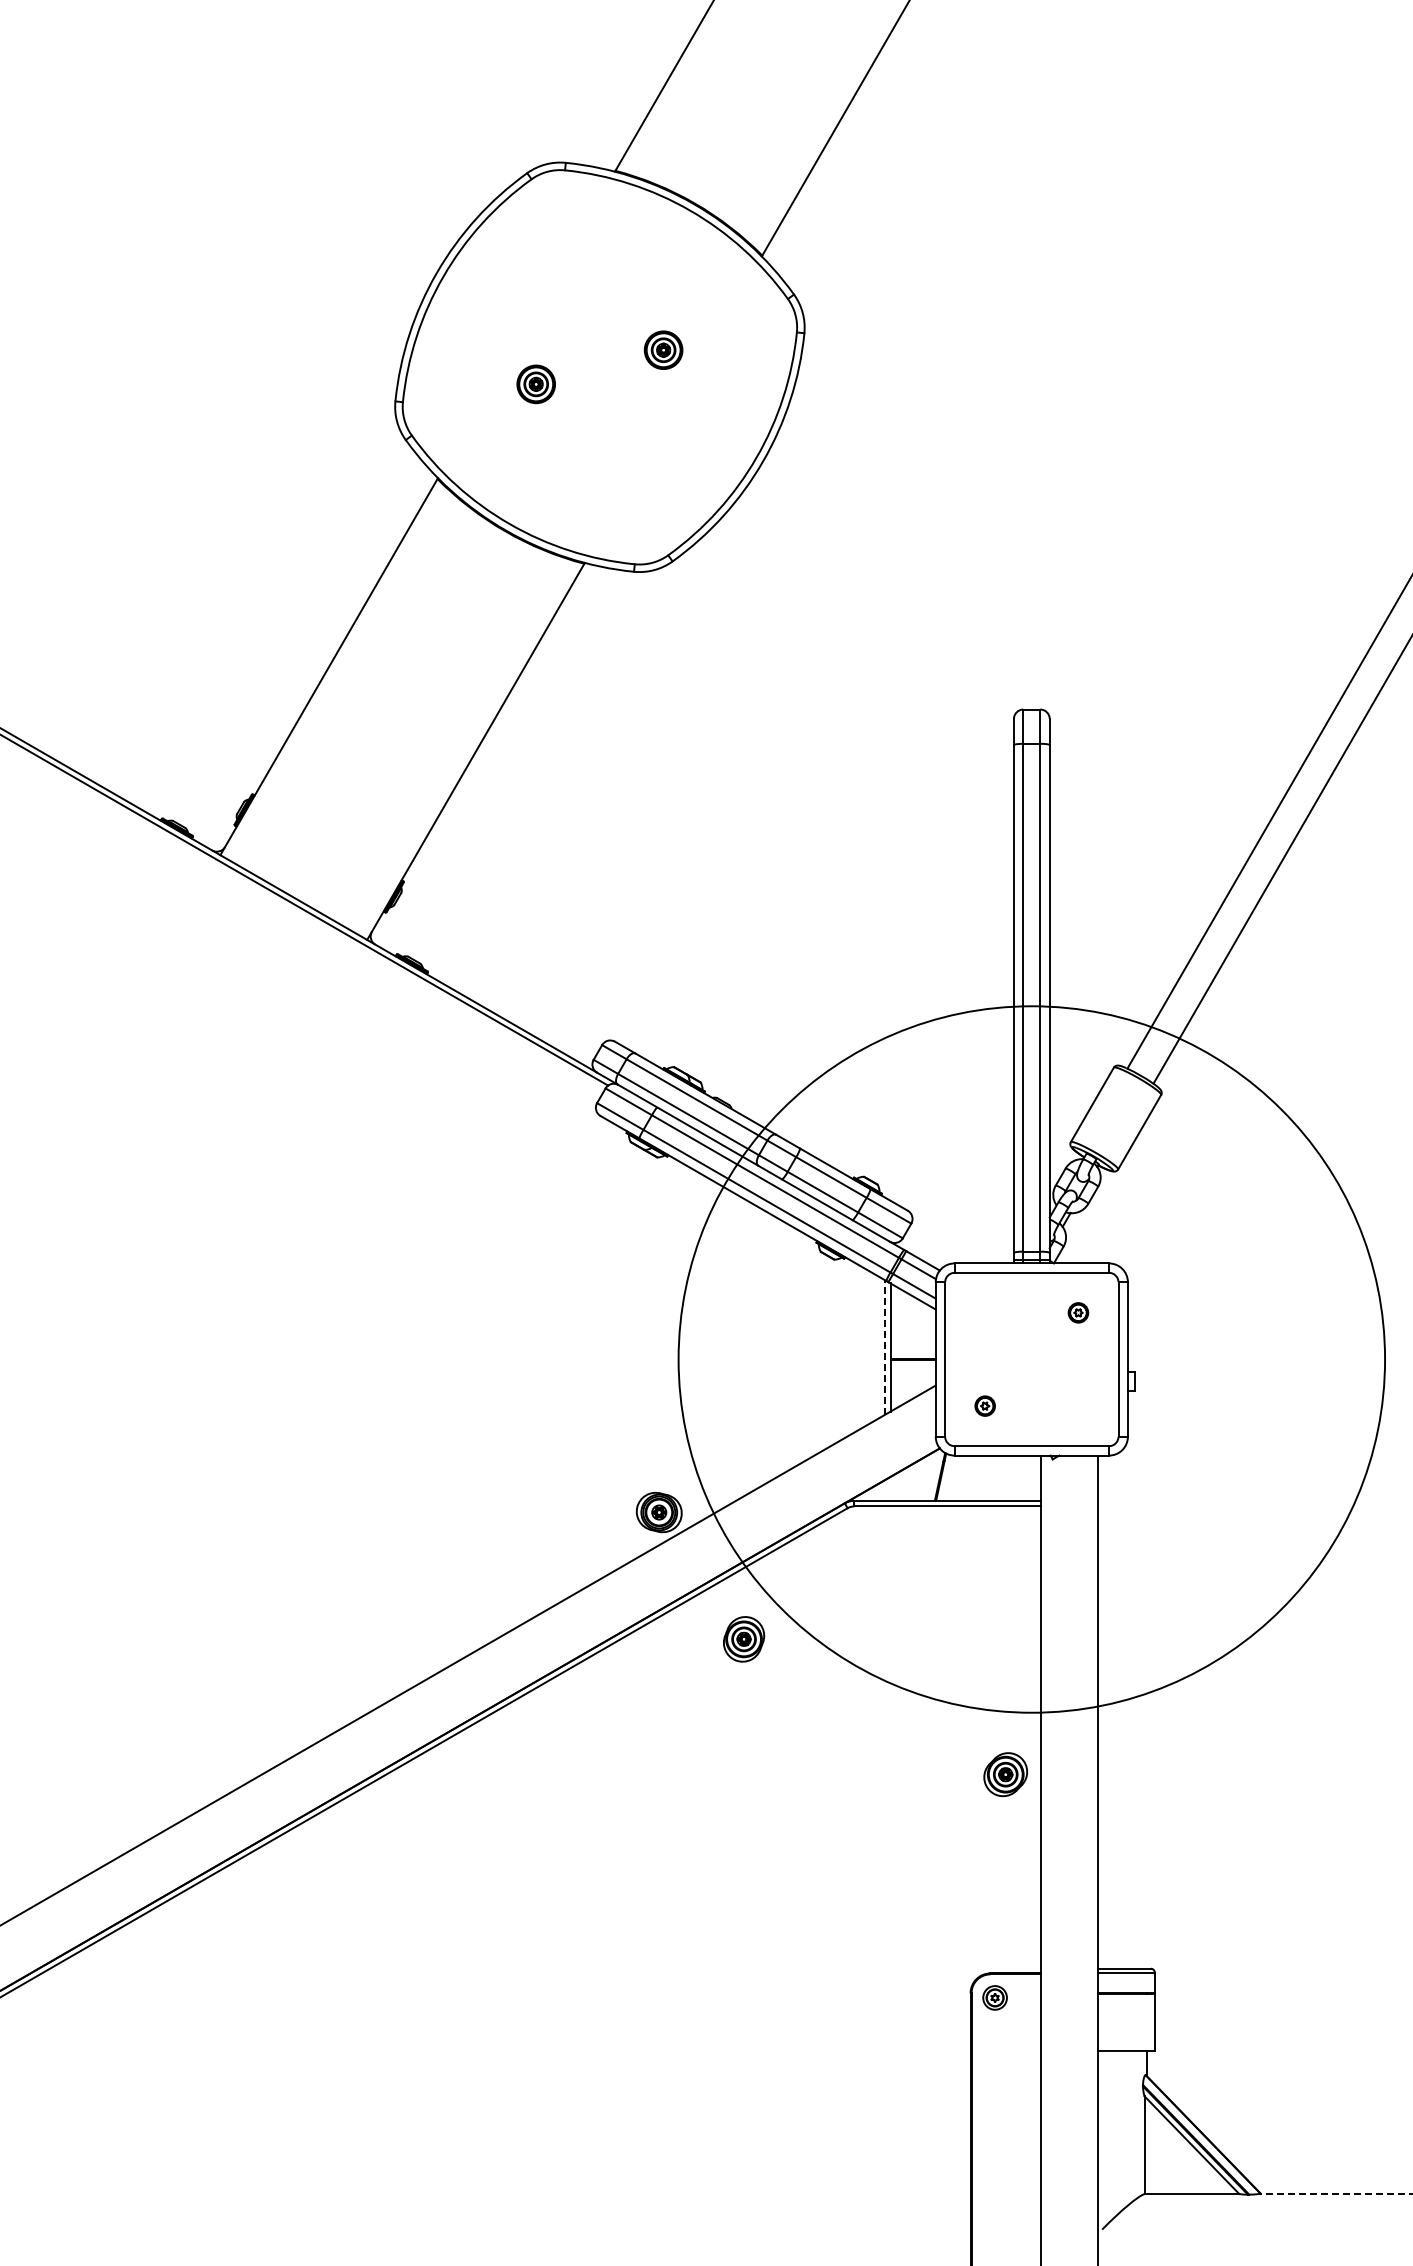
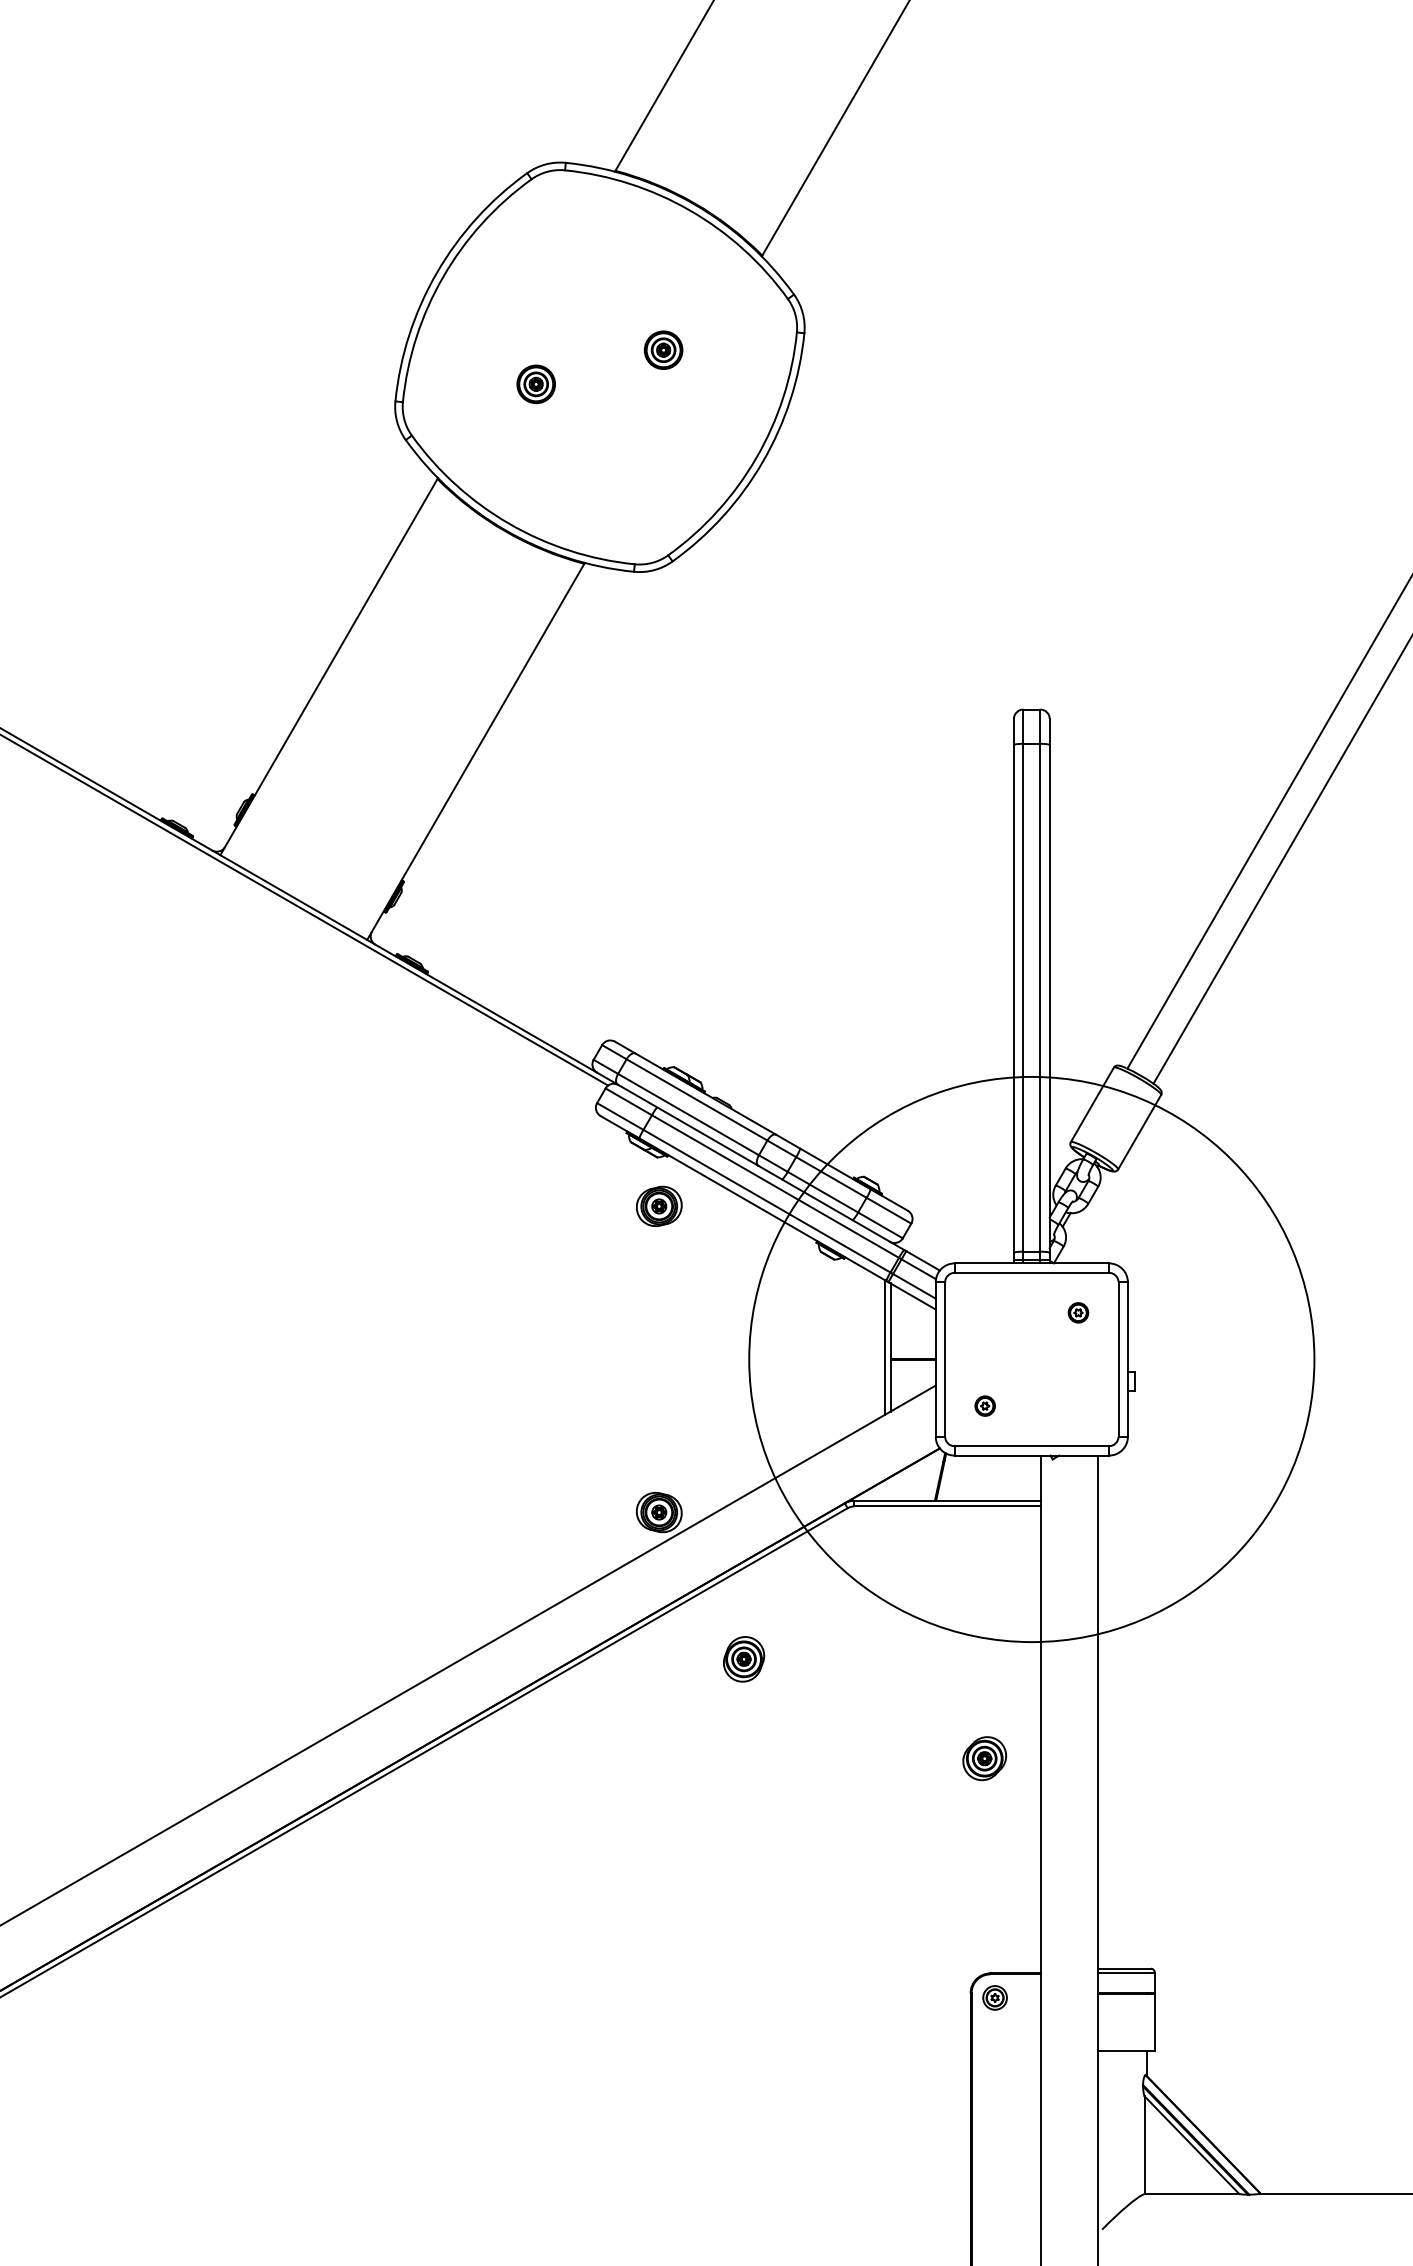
part: none -> present (659, 1205)
line: dashed -> solid (884, 1347)
circle diameter: 706 px -> 565 px (1031, 1359)
part position: (744, 1639) -> (744, 1659) (744, 1659)
part position: (1005, 1774) -> (984, 1758) (984, 1758)
line: dashed -> solid (1336, 2193)
